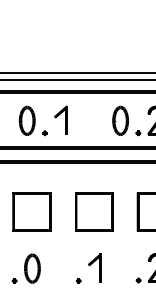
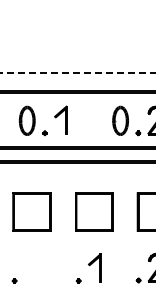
line: solid -> dashed (77, 73)
line: present -> none (77, 79)
part: present -> none (32, 268)
